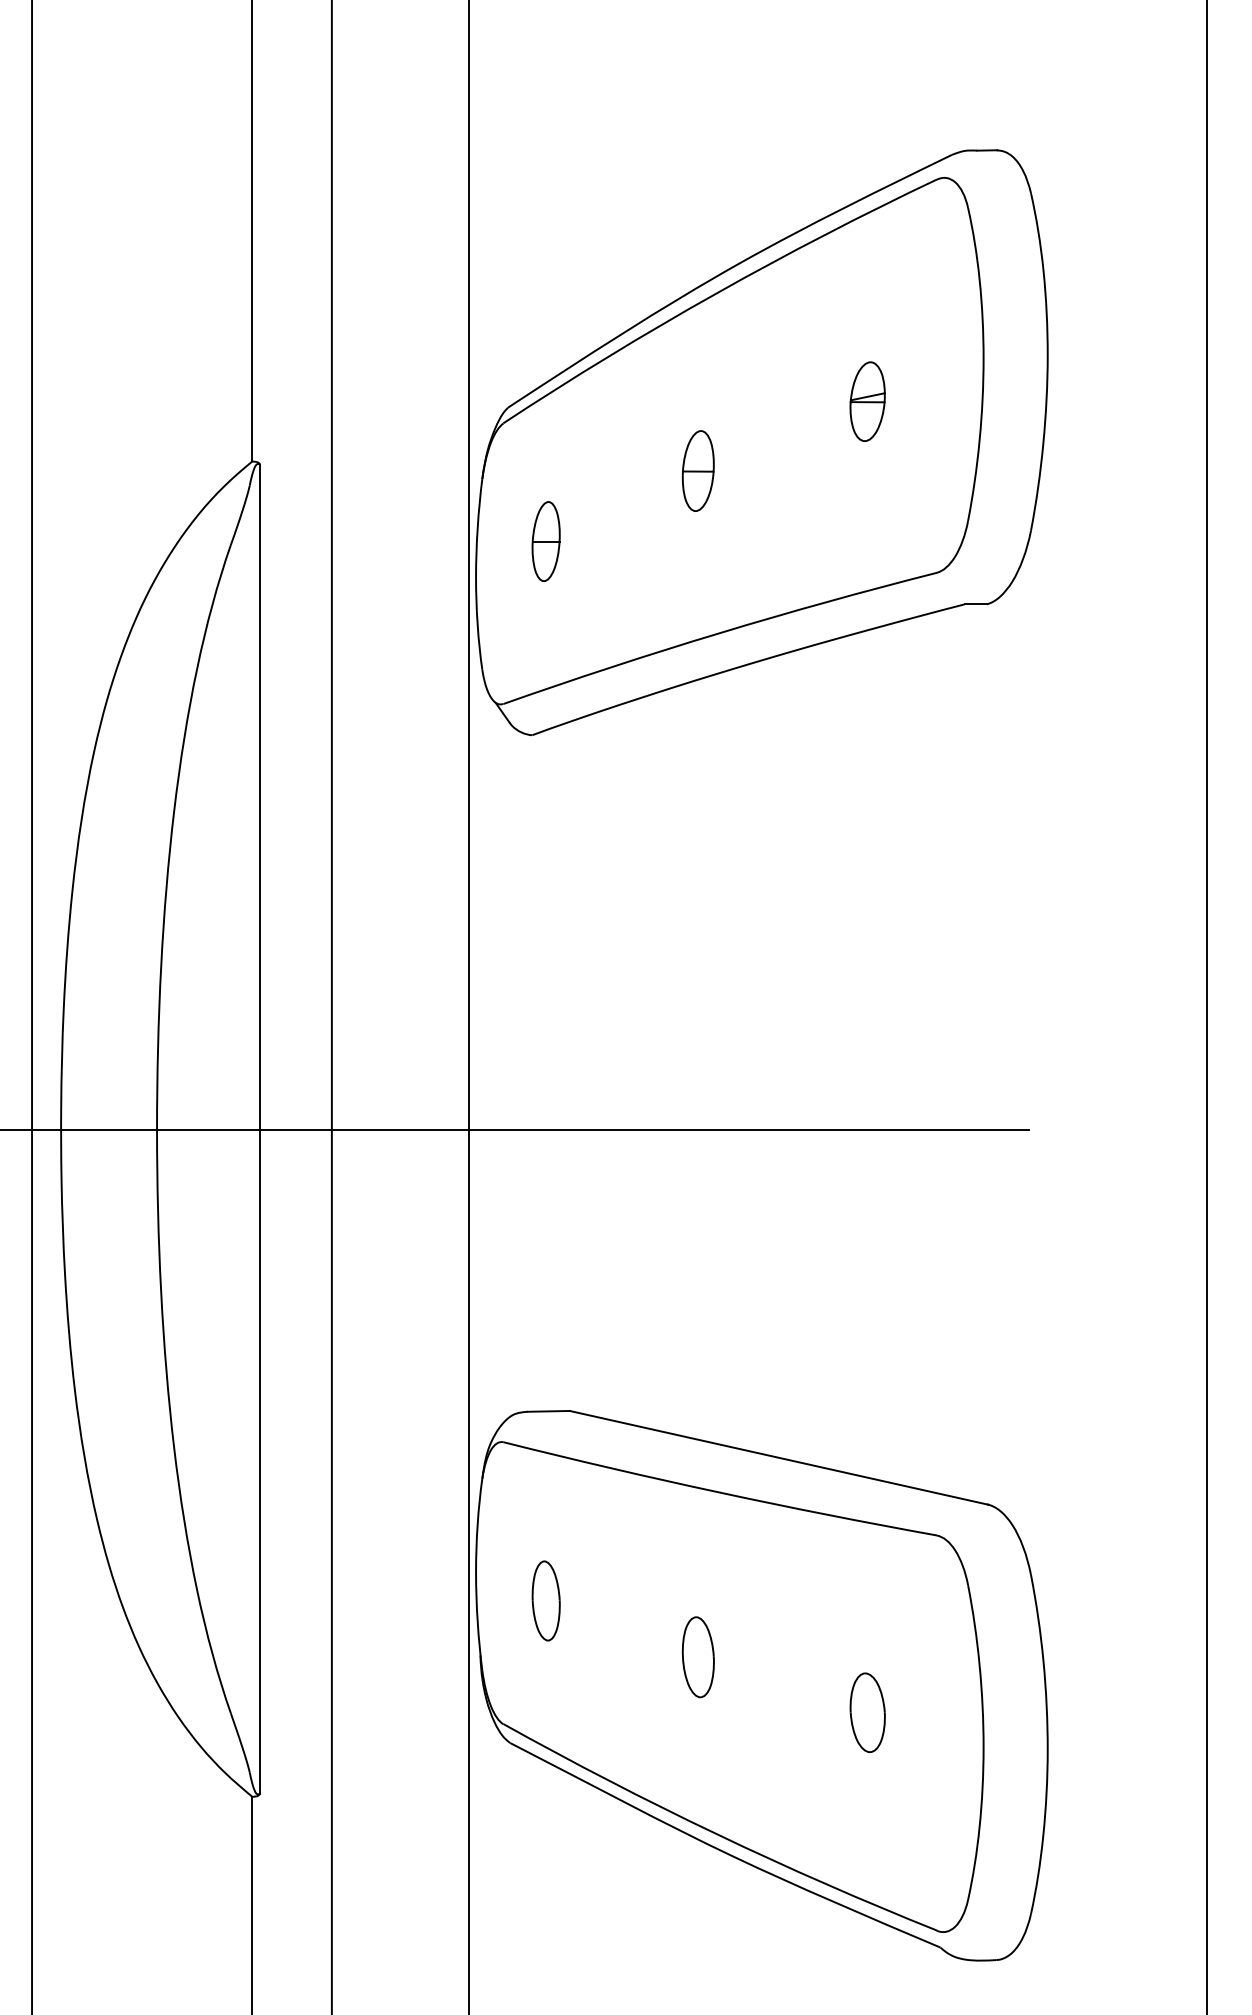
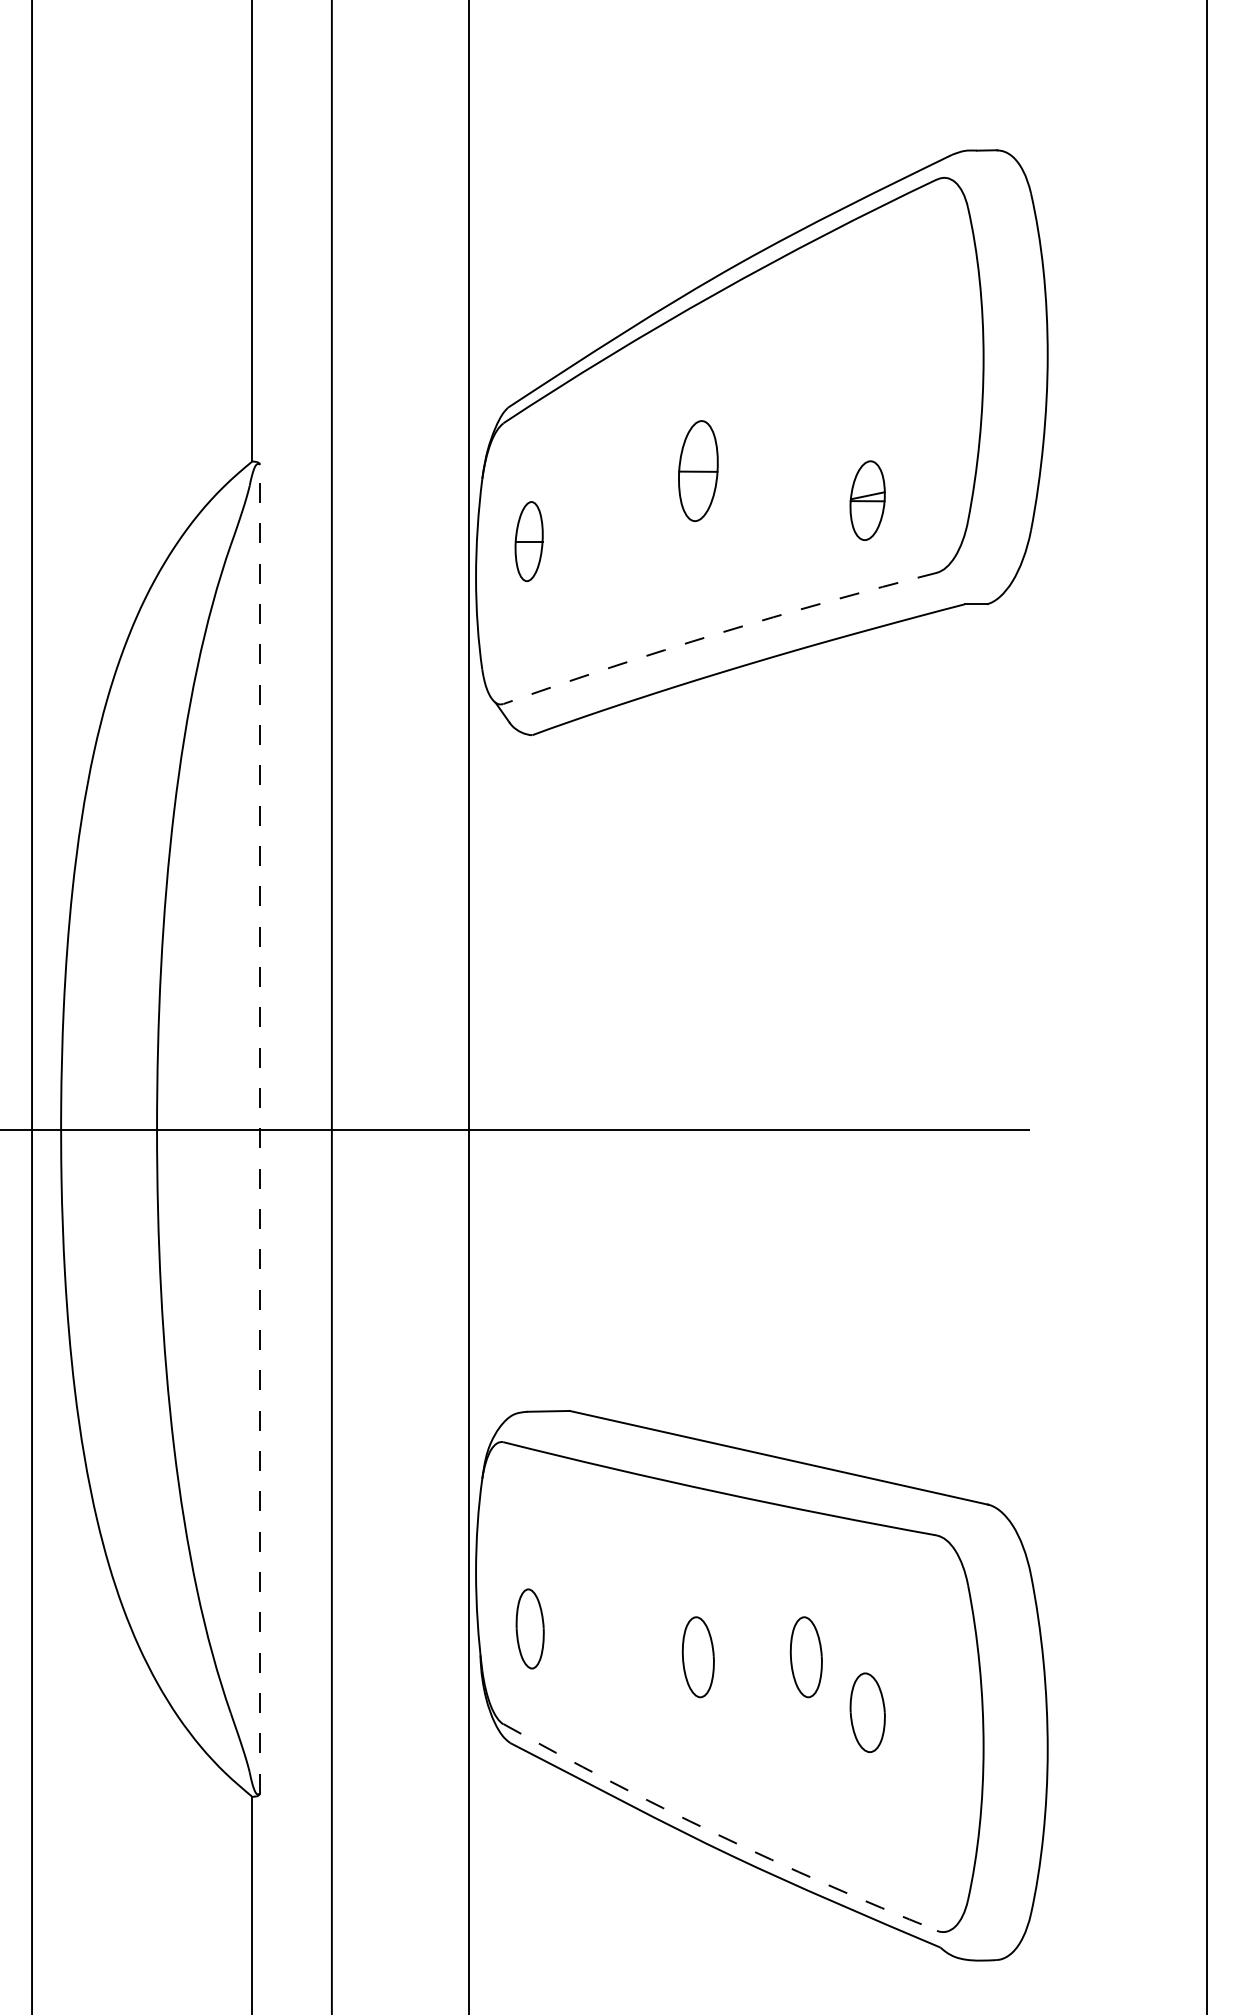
part position: (867, 401) -> (867, 500) (867, 500)
part size: 34x82 px -> 41x102 px (698, 470)
part position: (545, 541) -> (528, 541) (528, 541)
arc: solid -> dashed (718, 633)
line: solid -> dashed (260, 1129)
part position: (545, 1600) -> (529, 1628) (529, 1628)
part: none -> present (805, 1657)
arc: solid -> dashed (717, 1834)
